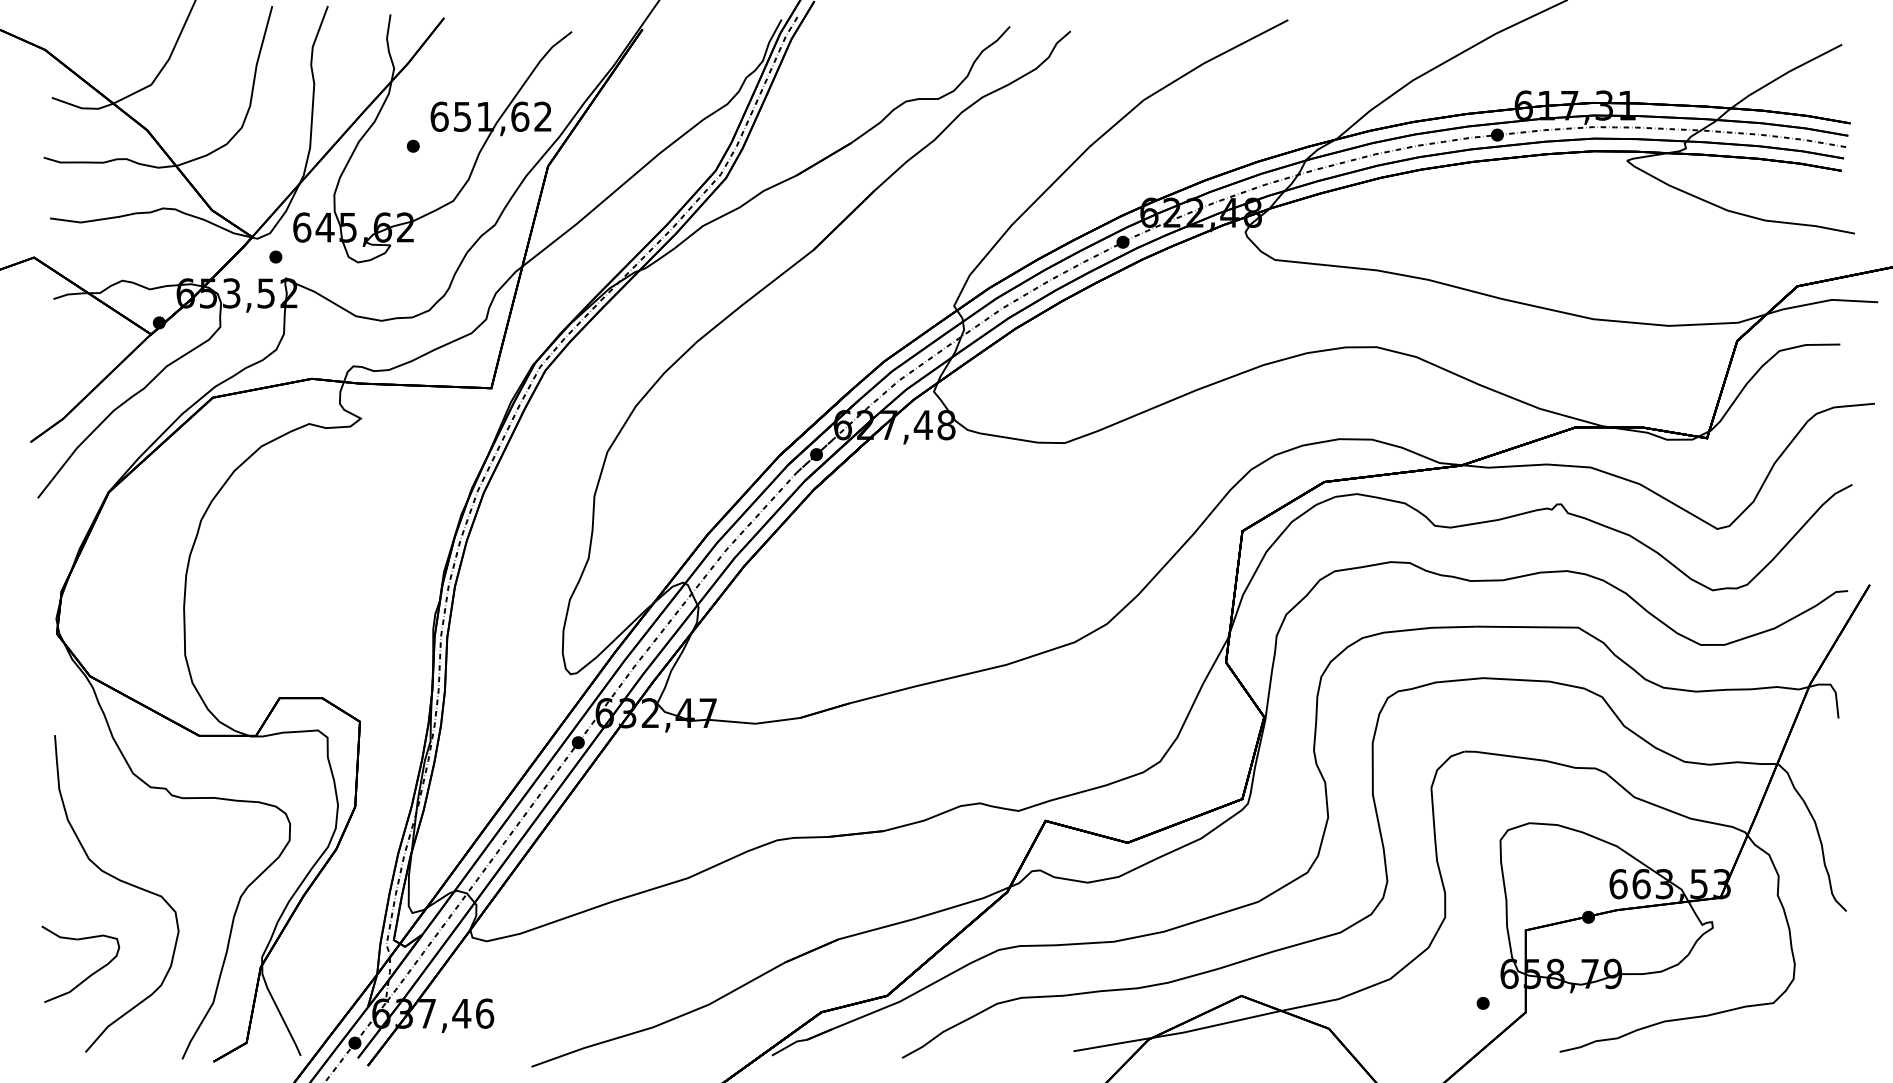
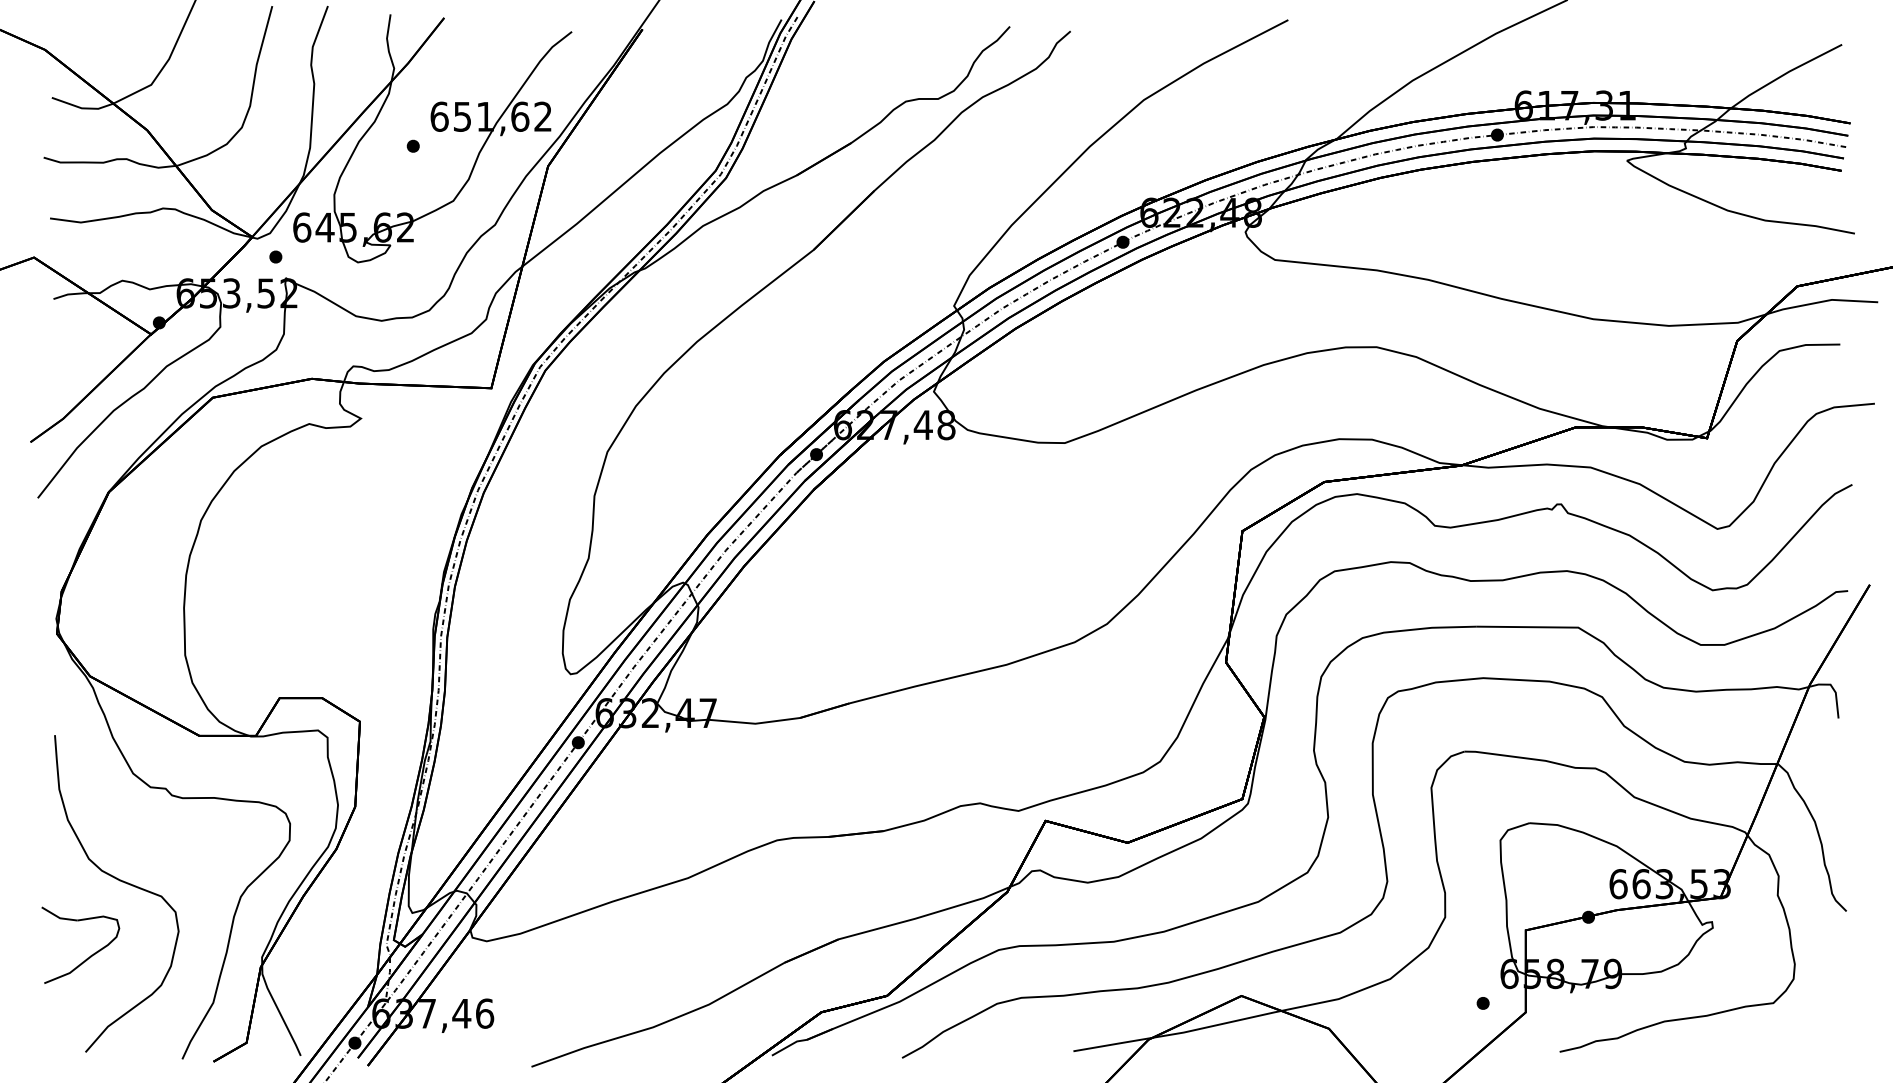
part position: (91, 973) -> (91, 954) (91, 954)
